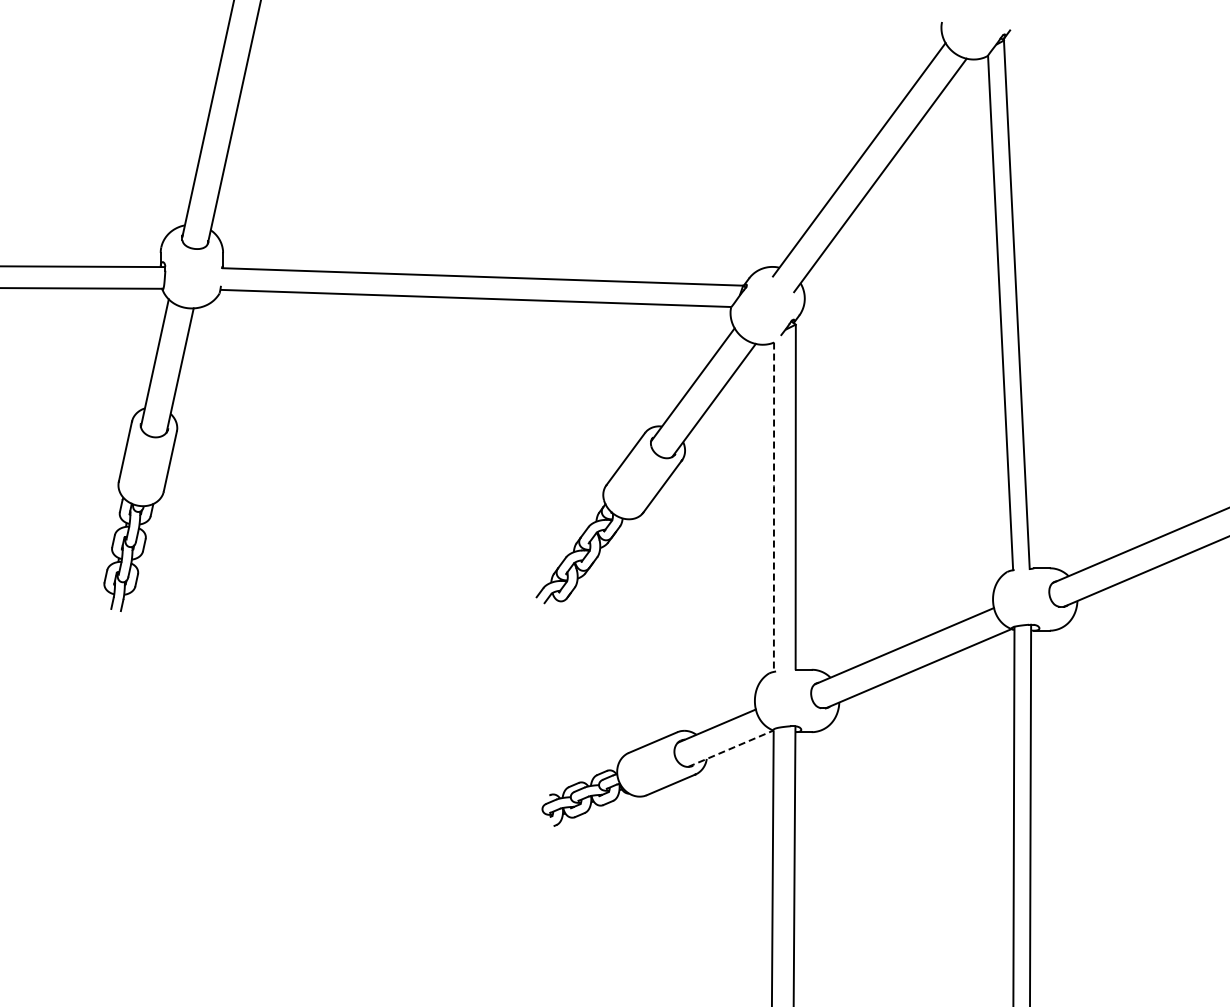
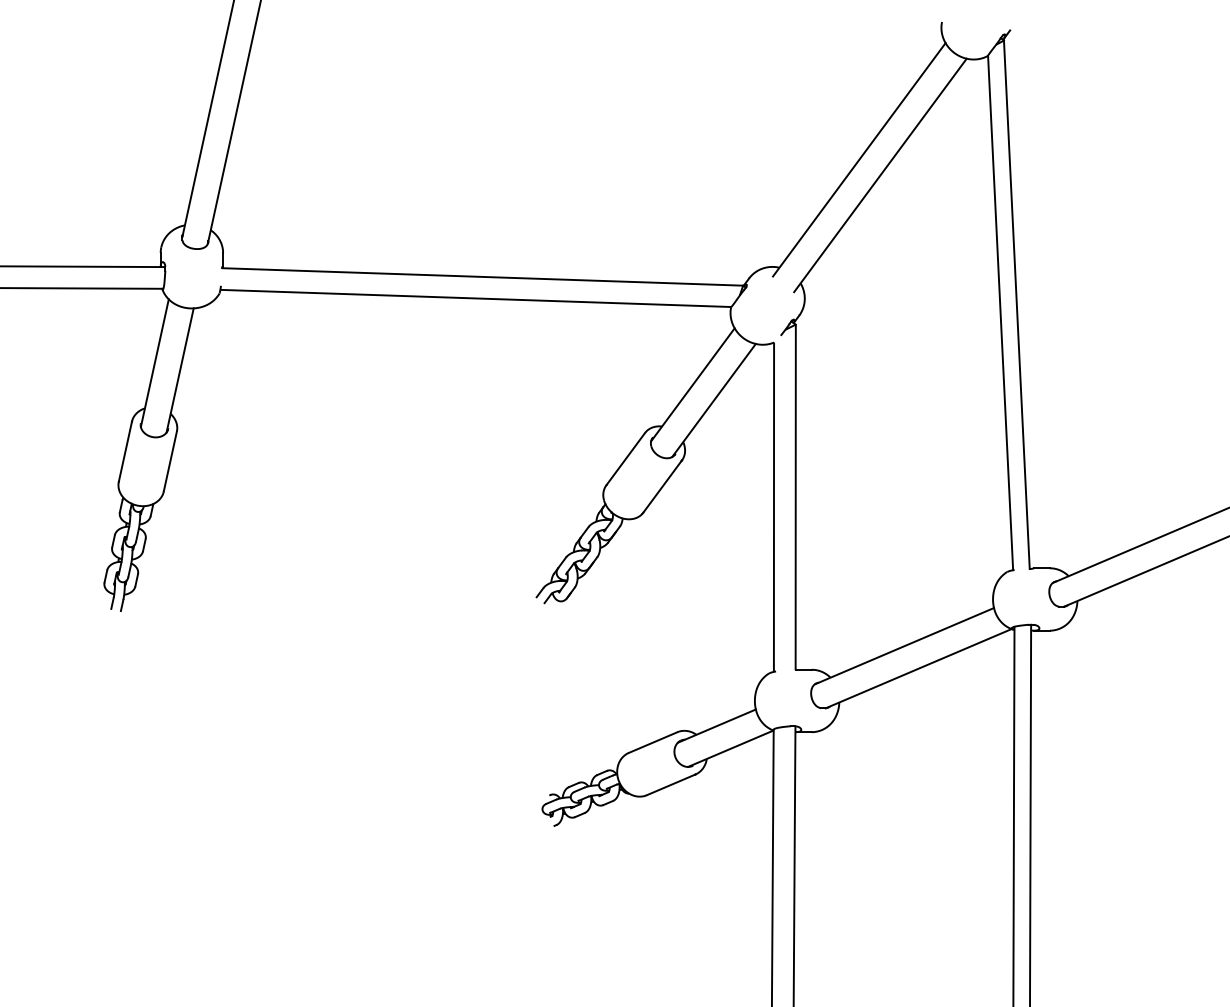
line: dashed -> solid (773, 506)
line: dashed -> solid (731, 748)
